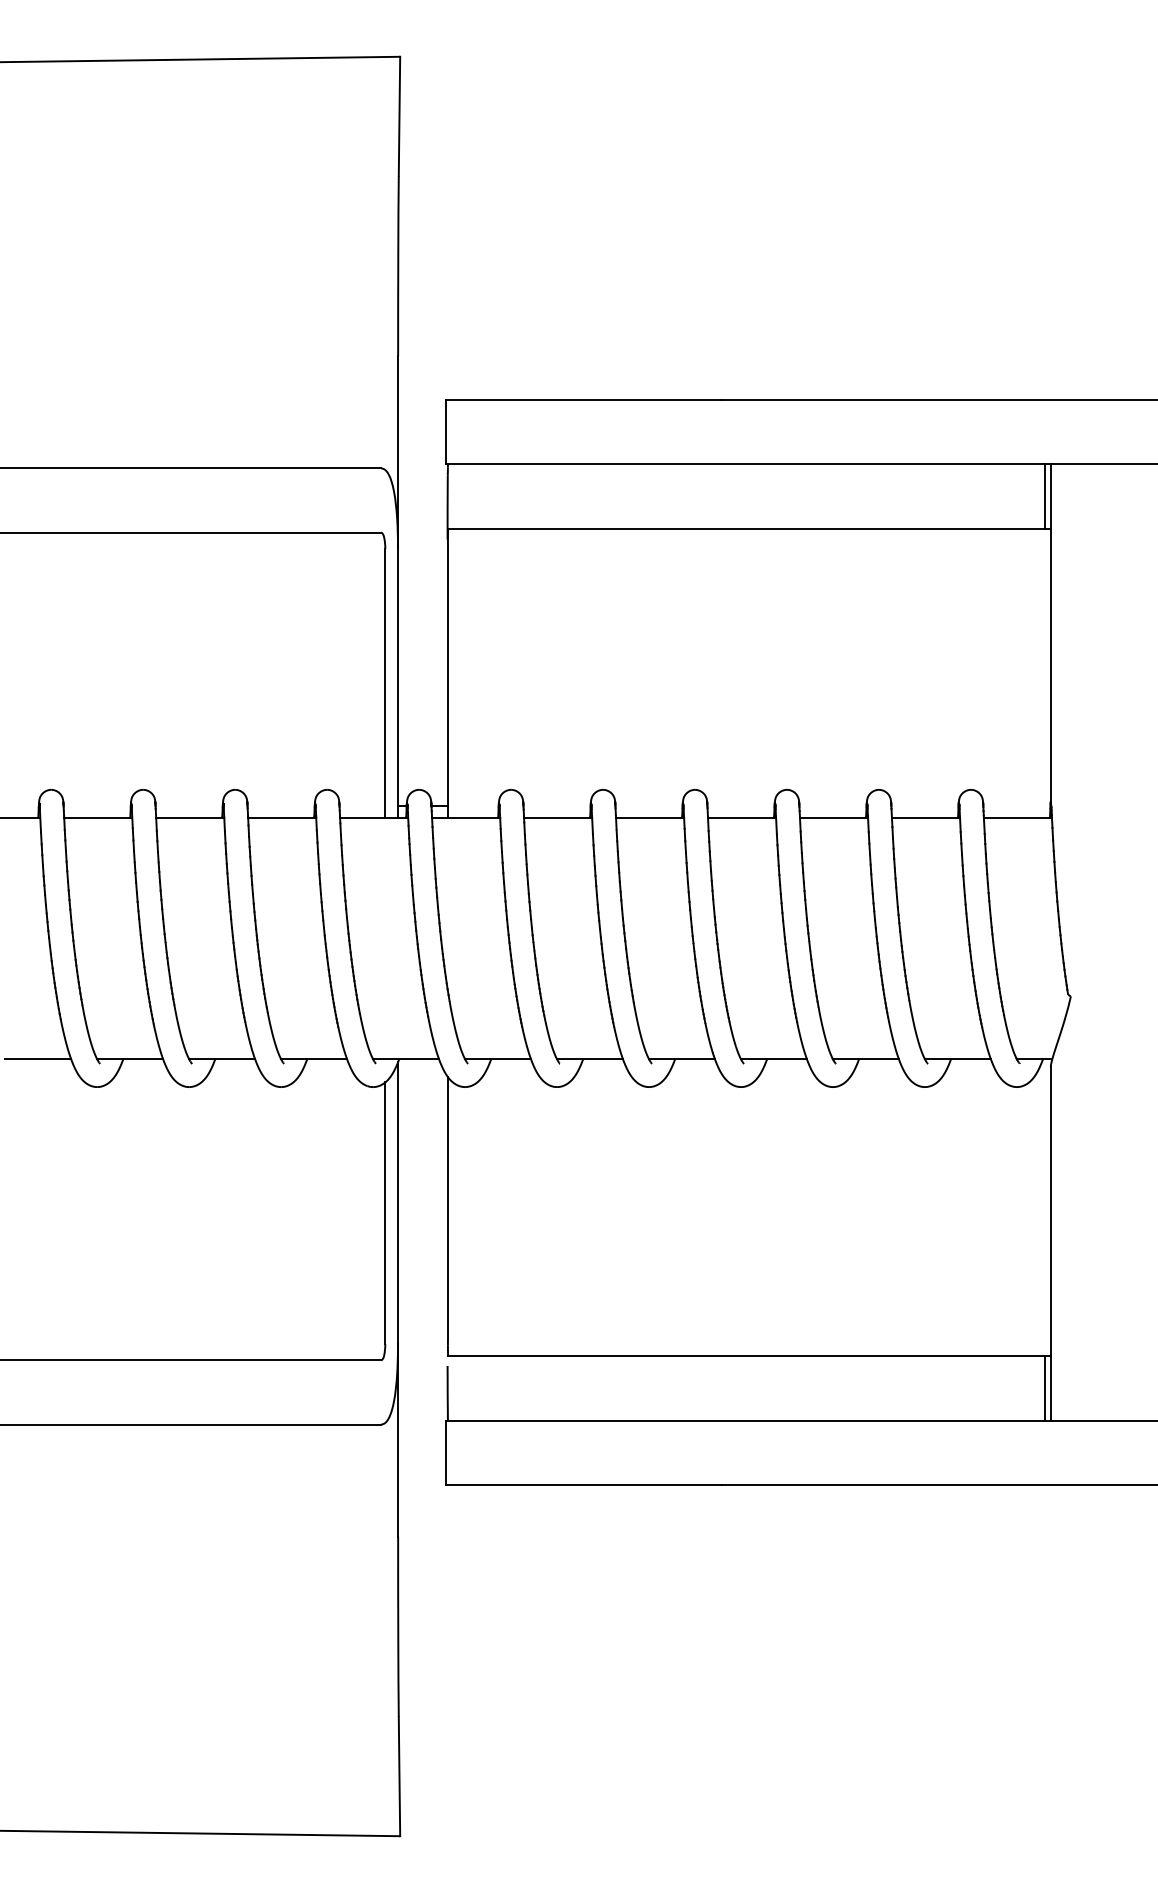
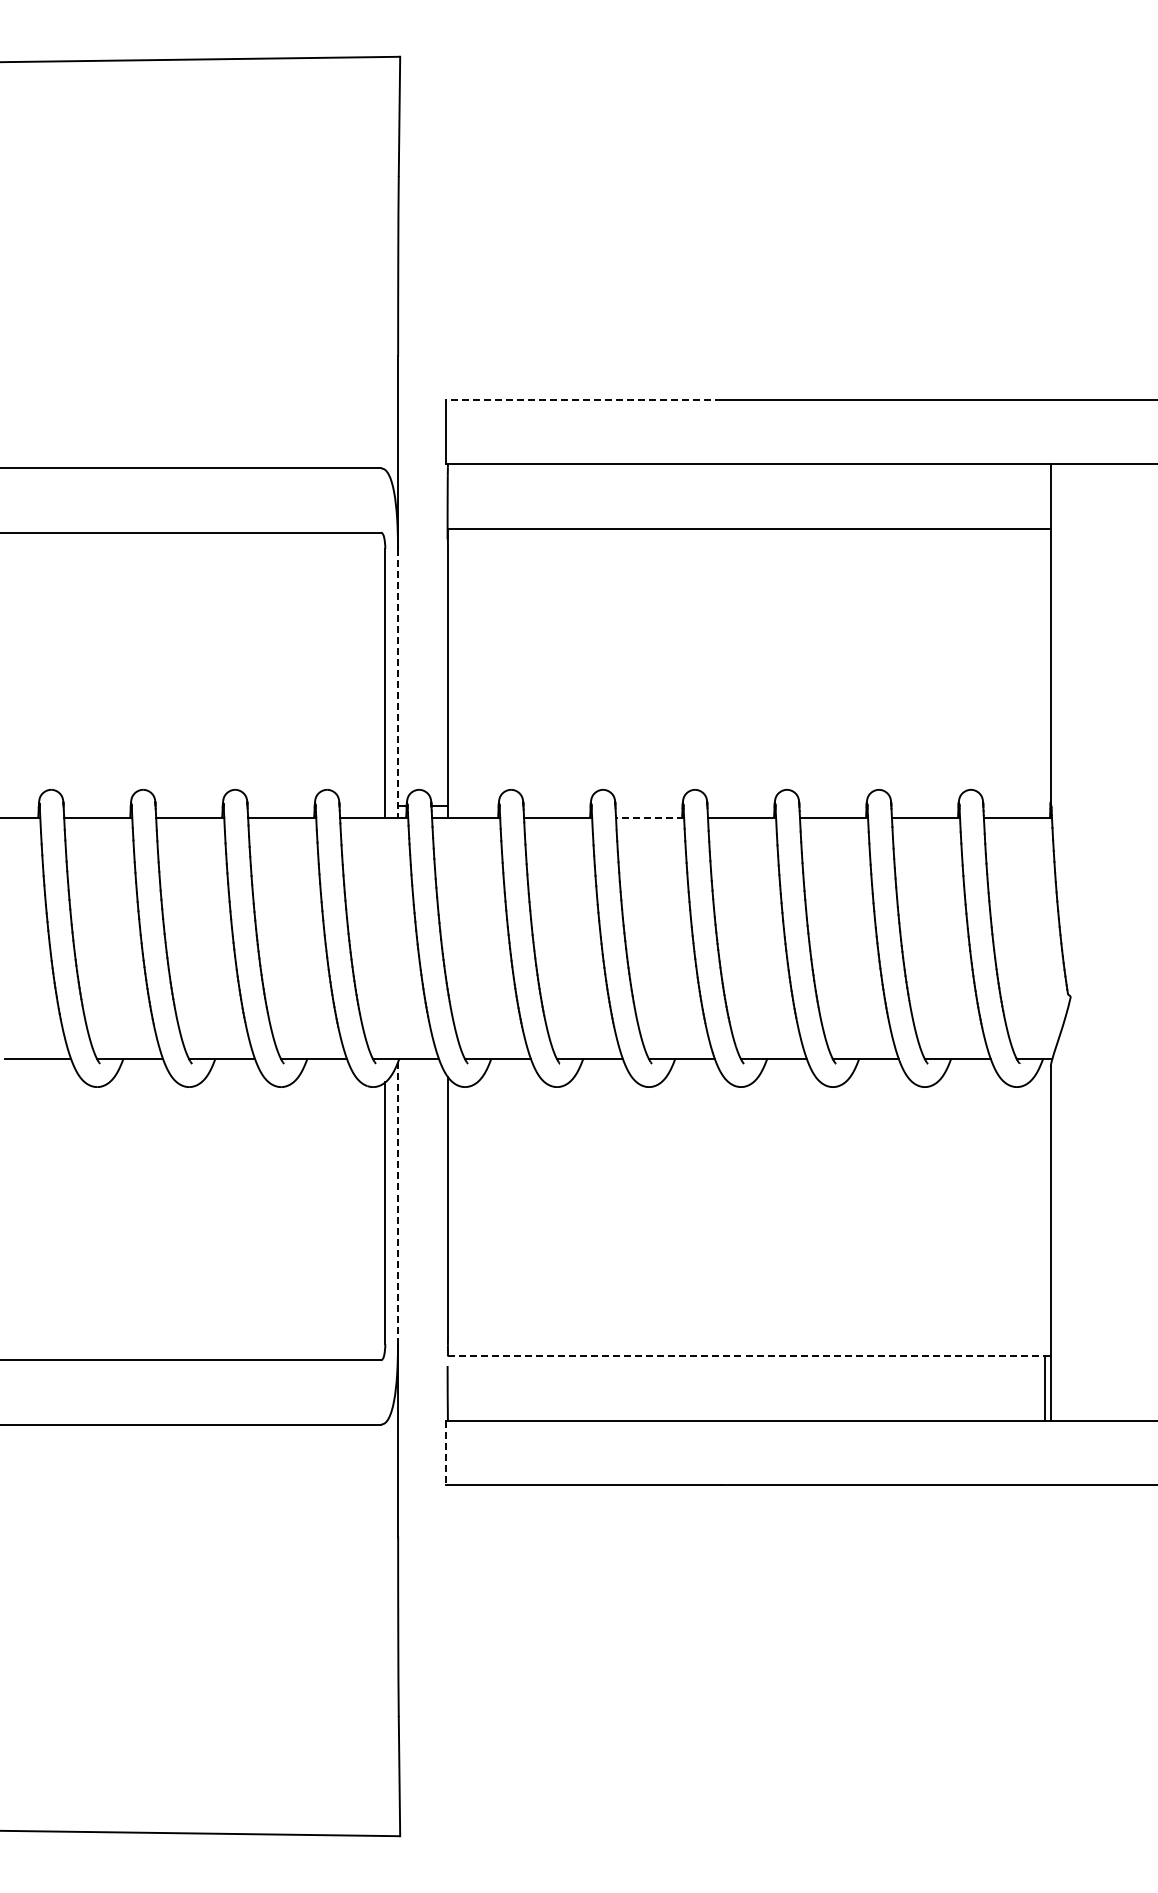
line: solid -> dashed (584, 400)
line: present -> none (1044, 496)
line: solid -> dashed (398, 683)
line: solid -> dashed (649, 817)
line: solid -> dashed (398, 1203)
line: solid -> dashed (749, 1356)
line: solid -> dashed (446, 1453)
